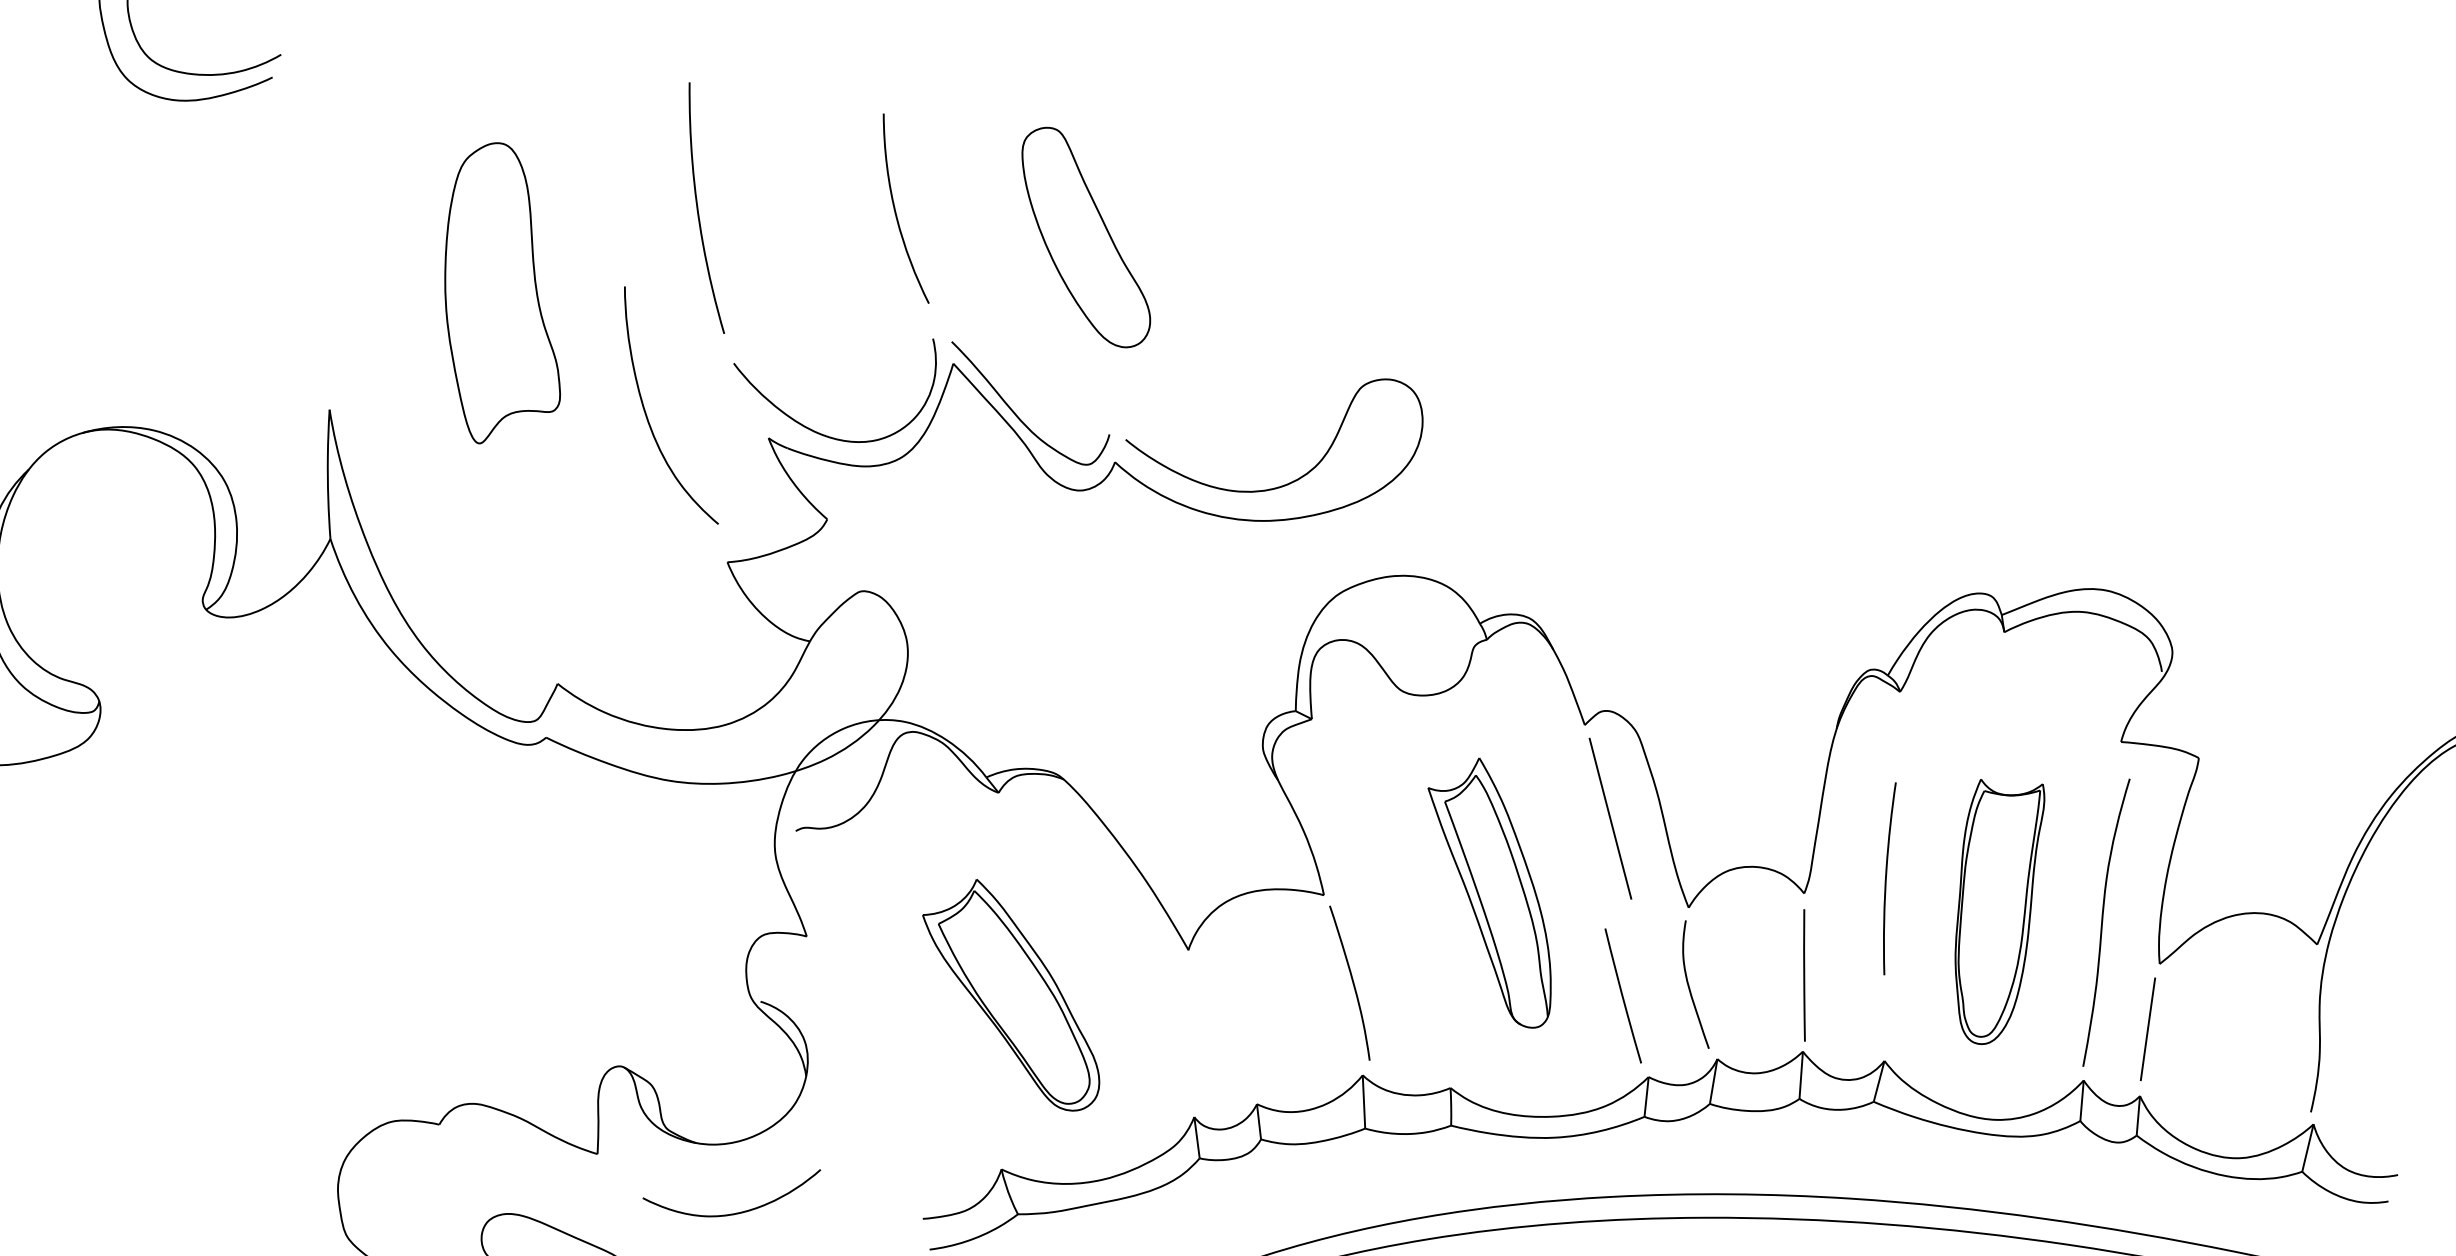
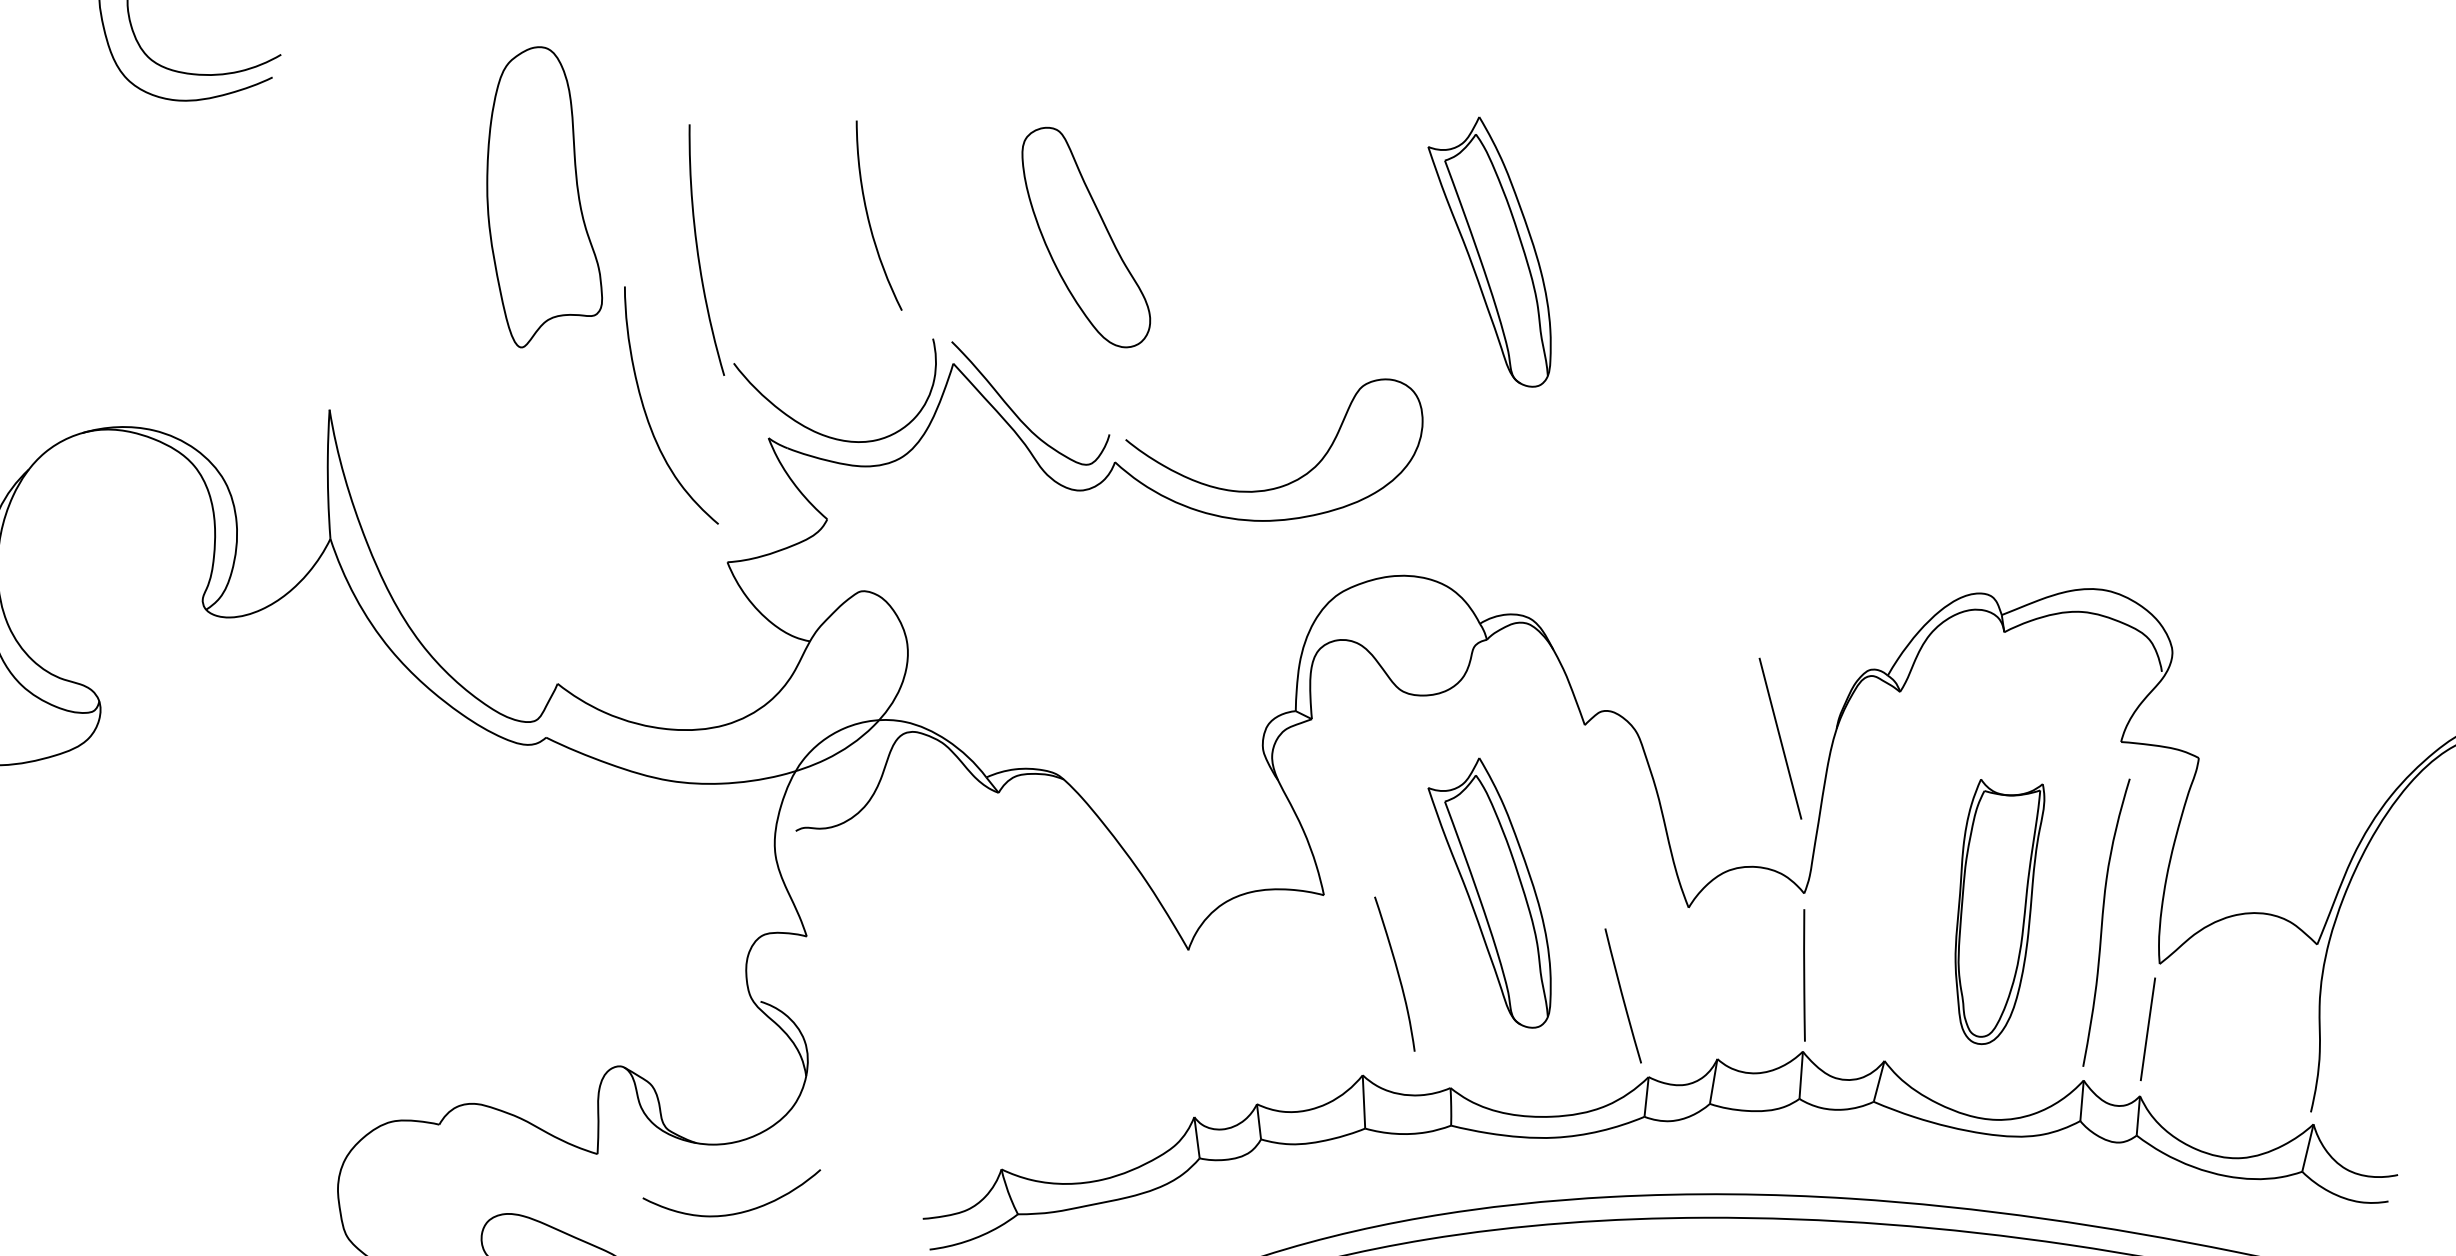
curve position: (698, 207) -> (698, 249) (698, 249)
curve position: (896, 211) -> (869, 218) (869, 218)
part: none -> present (1489, 251)
part position: (502, 293) -> (544, 197) (544, 197)
line position: (1610, 818) -> (1780, 738) (1780, 738)
curve: present -> none (1886, 878)
curve position: (1351, 980) -> (1396, 971) (1396, 971)
curve: present -> none (1689, 984)
part: present -> none (1011, 995)
